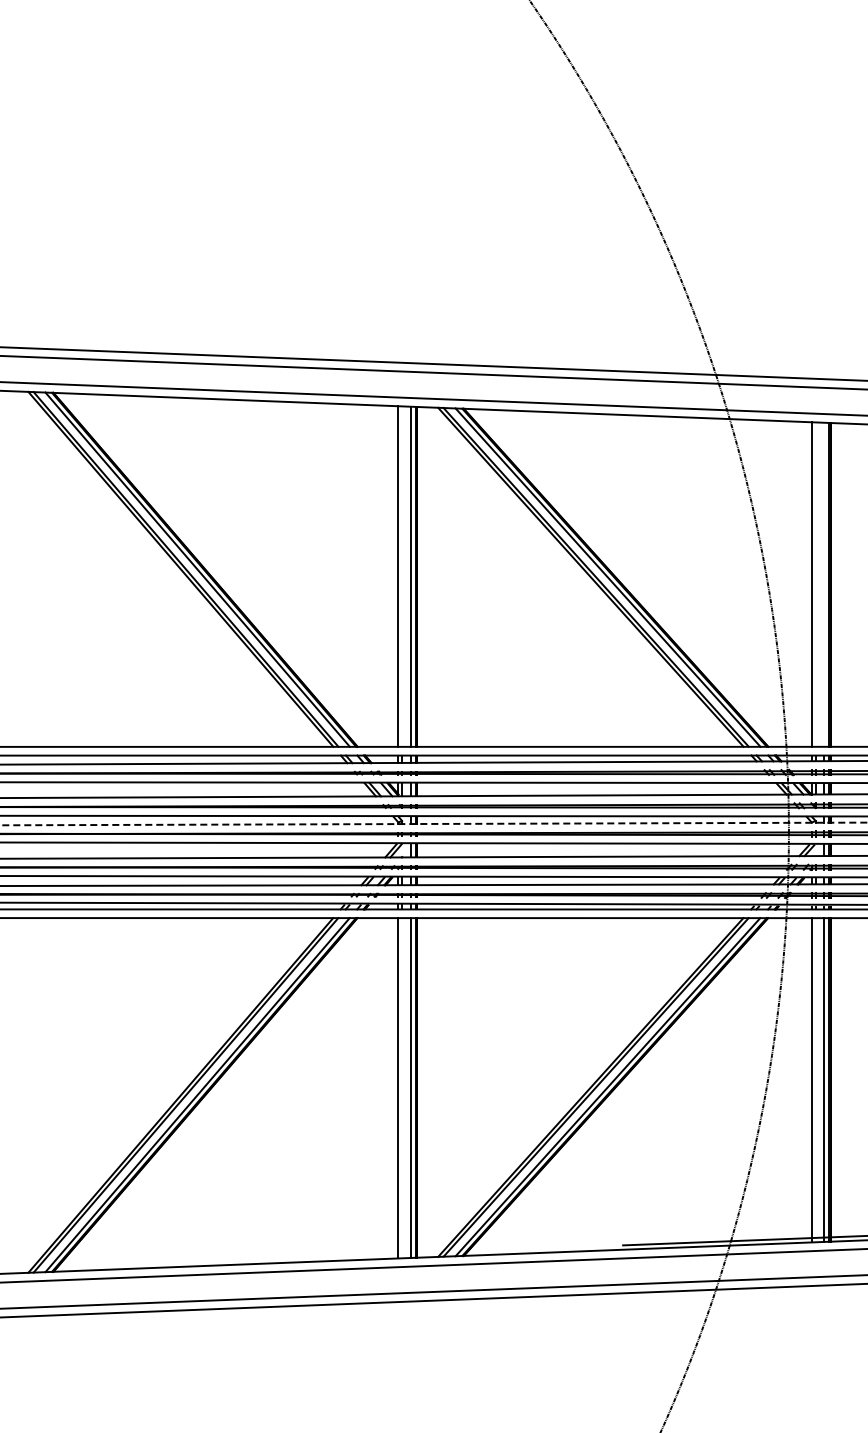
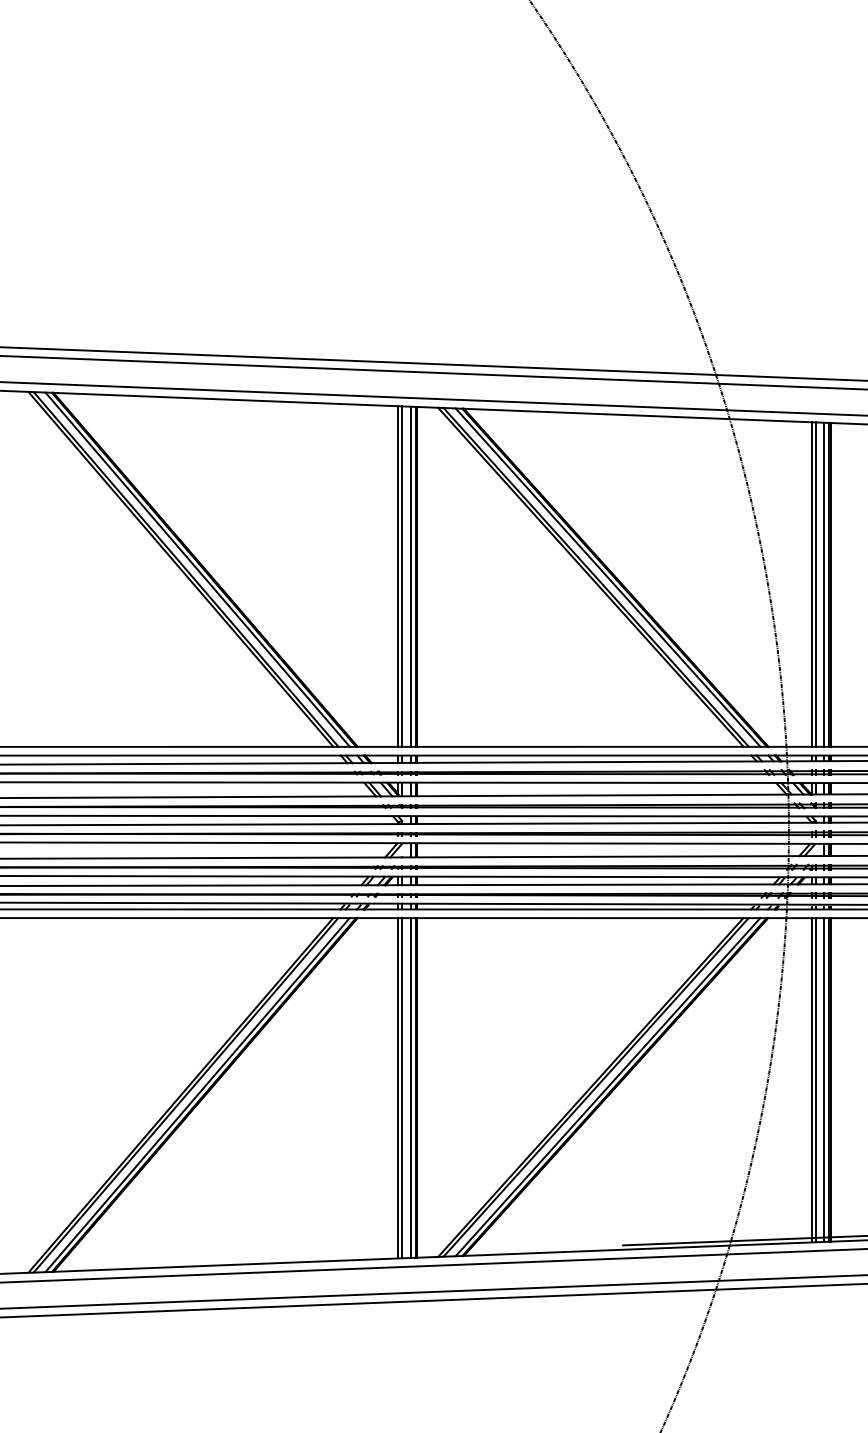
line: none -> present (402, 576)
line: none -> present (815, 584)
line: none -> present (824, 584)
line: dashed -> solid (433, 823)
line: none -> present (815, 1080)
line: none -> present (402, 1088)
